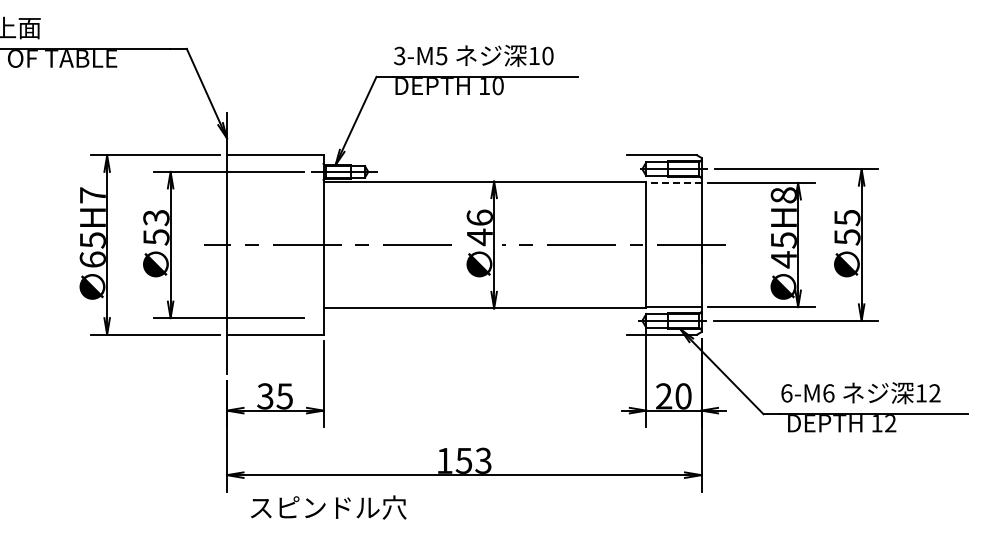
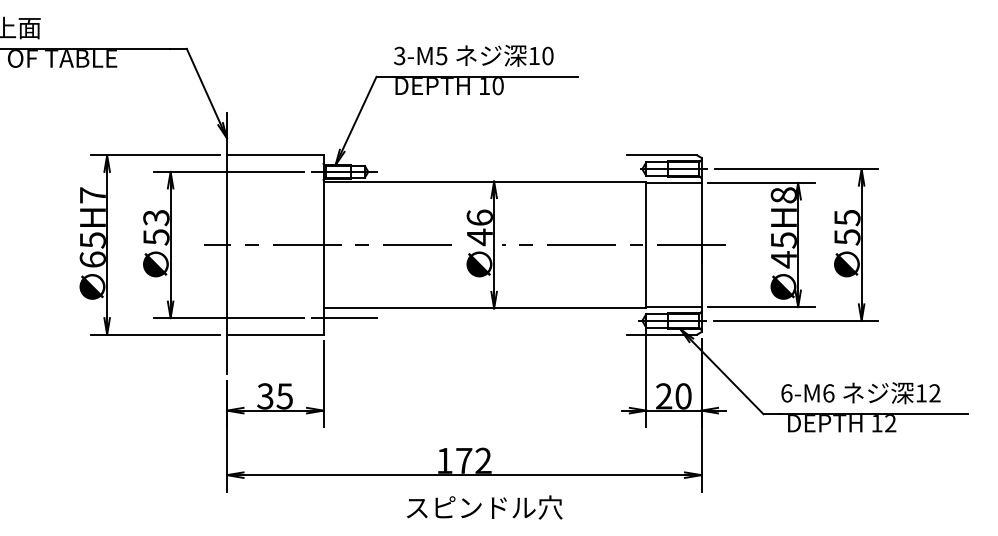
line: dashed -> solid (673, 182)
line: none -> present (344, 318)
text: 153 -> 172 (473, 460)
text position: (328, 507) -> (484, 507) (484, 507)
